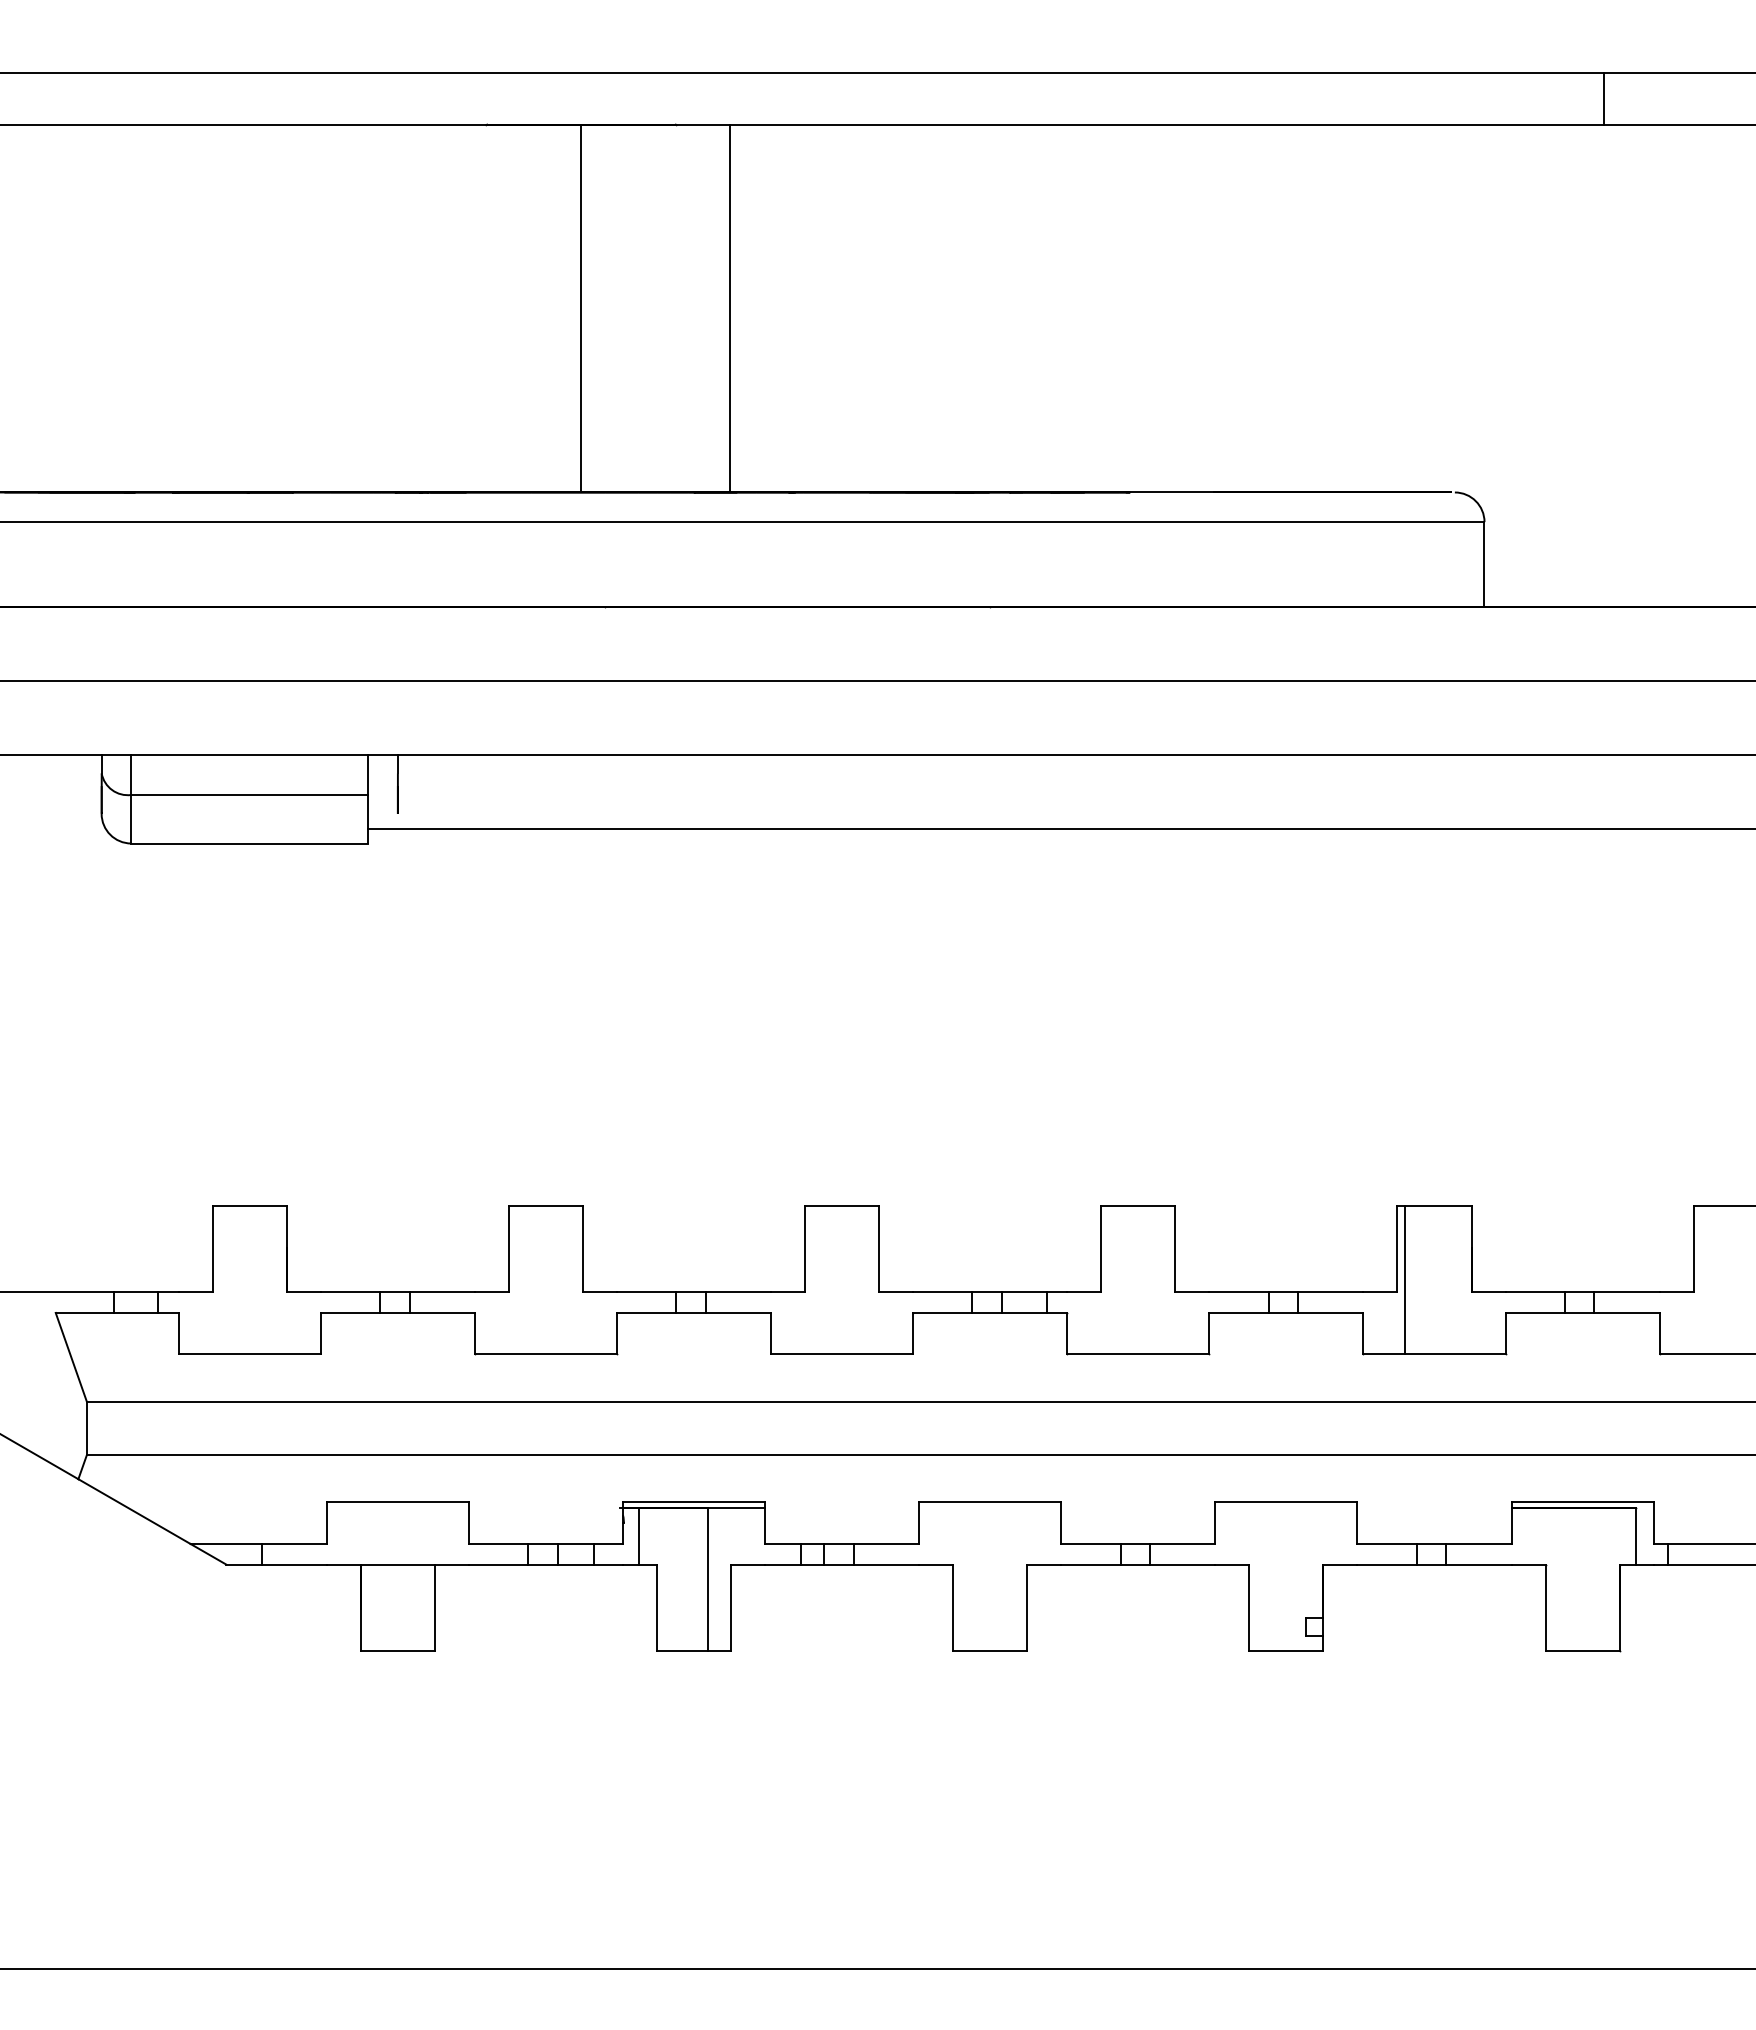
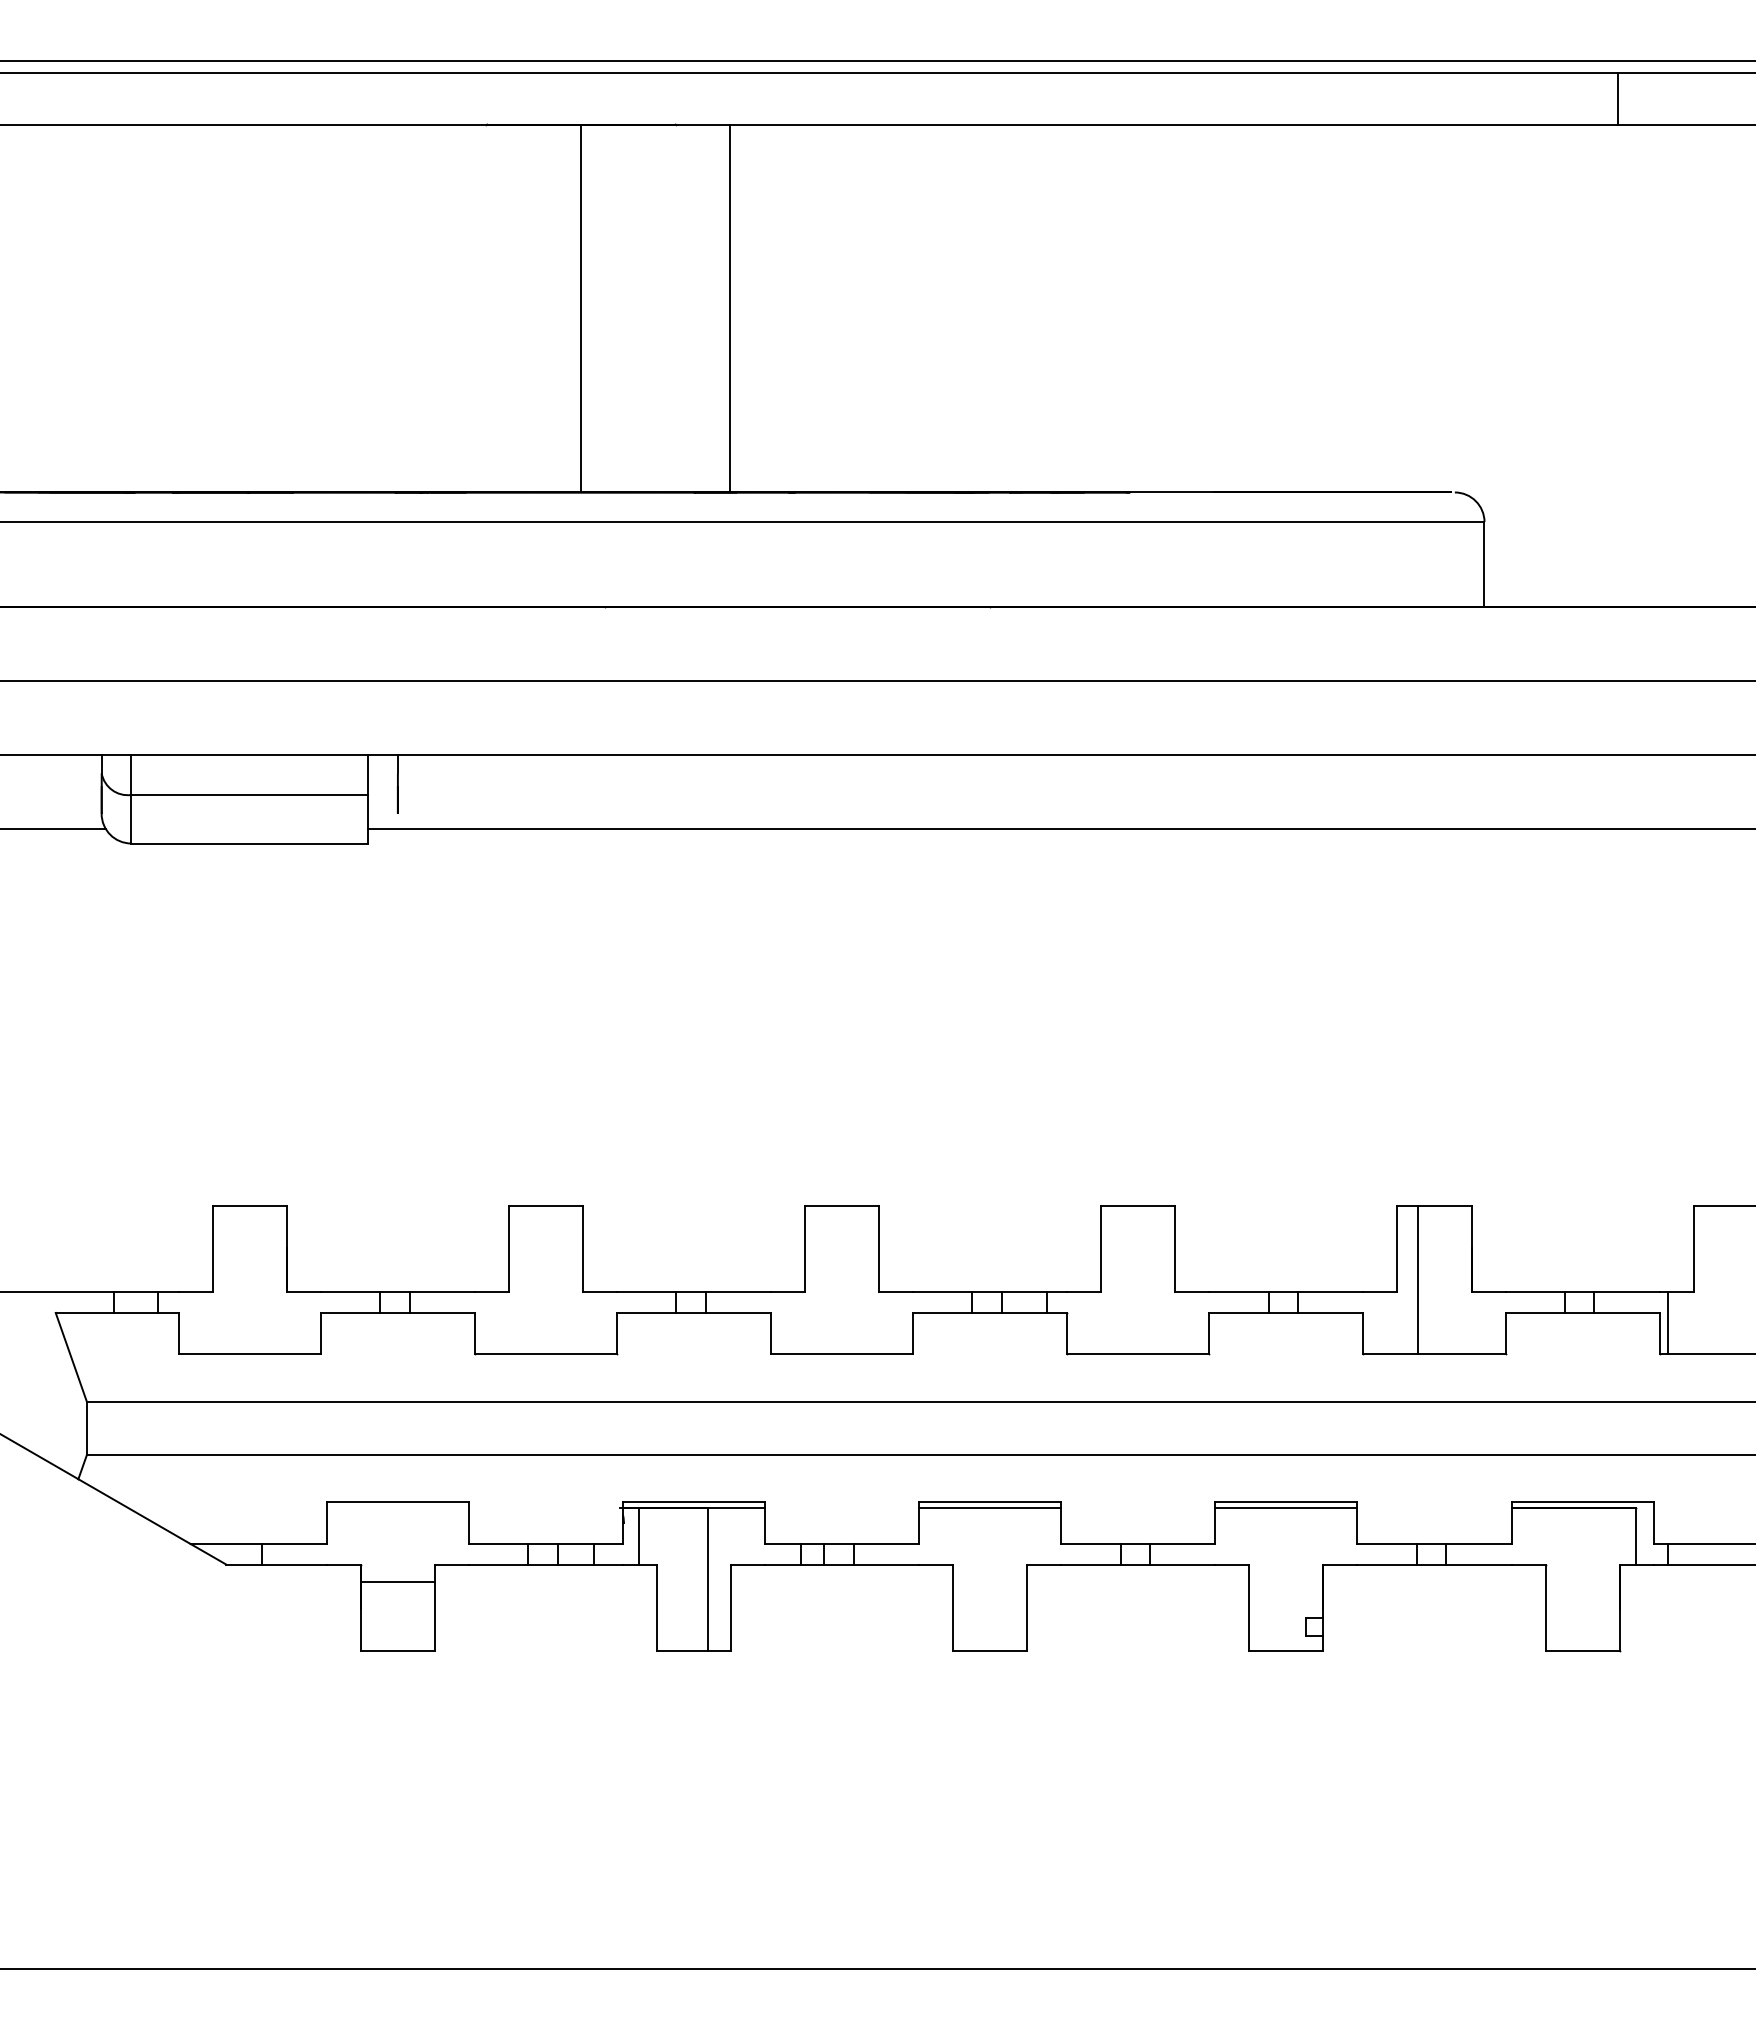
line: none -> present (877, 60)
line position: (1604, 99) -> (1618, 99) (1618, 99)
line: none -> present (53, 828)
line position: (1405, 1280) -> (1418, 1280) (1418, 1280)
line: none -> present (1668, 1323)
line: none -> present (990, 1508)
line: none -> present (1286, 1508)
line position: (397, 1565) -> (397, 1582) (397, 1582)
